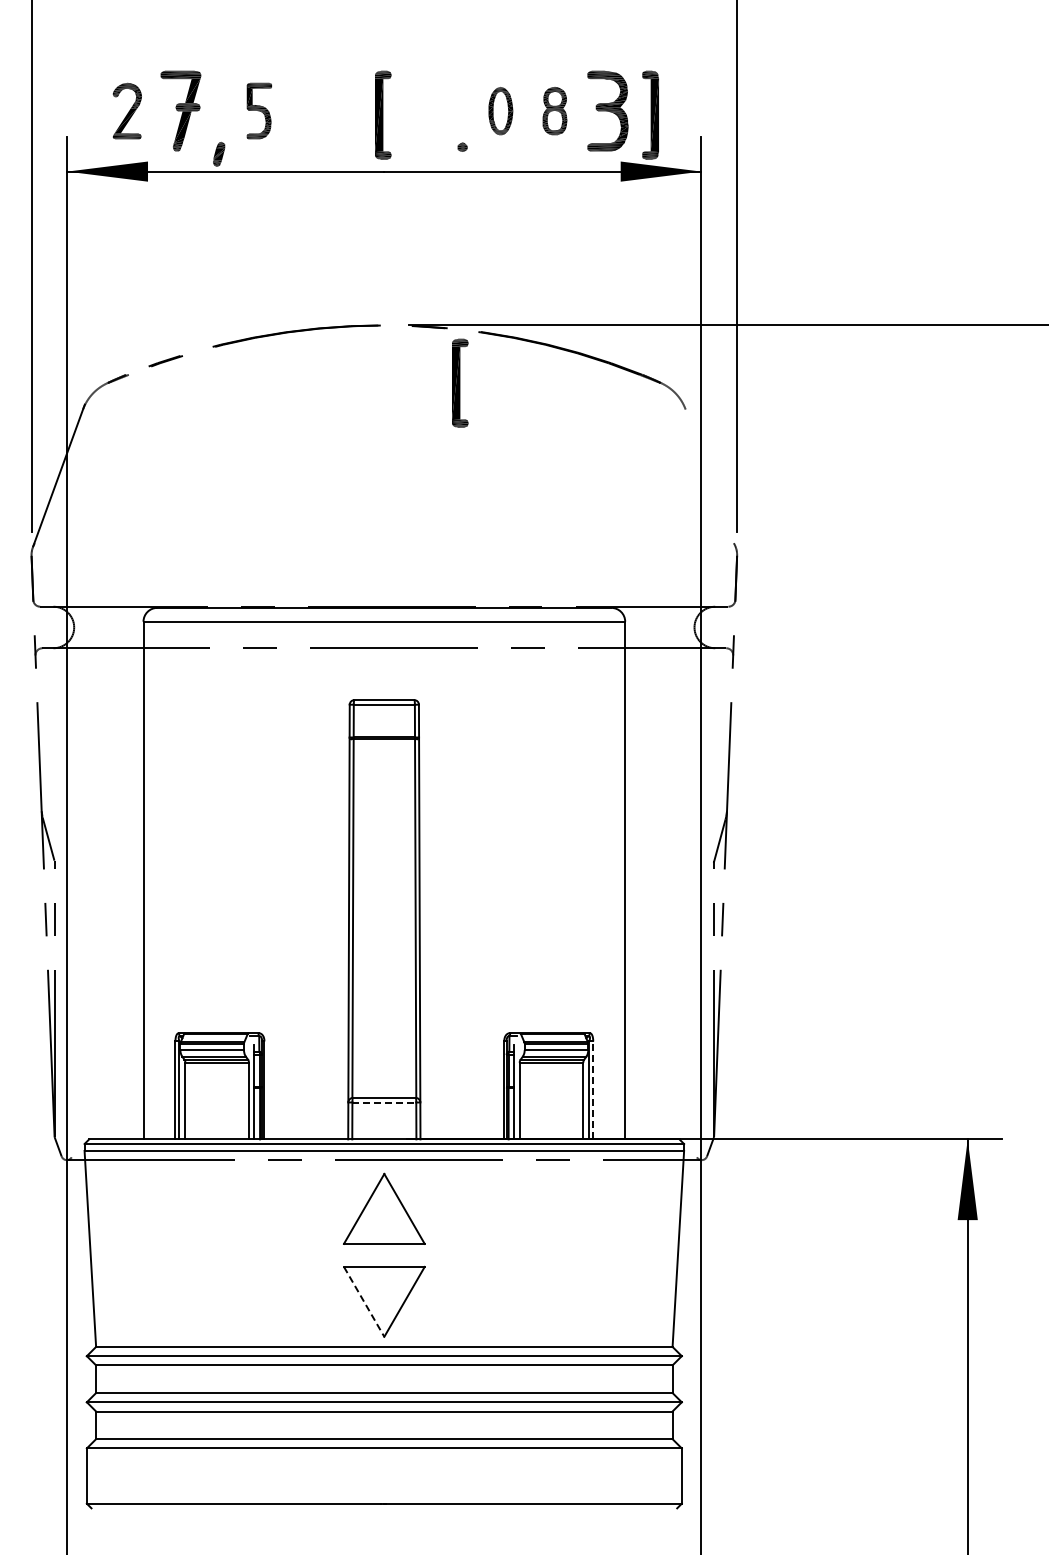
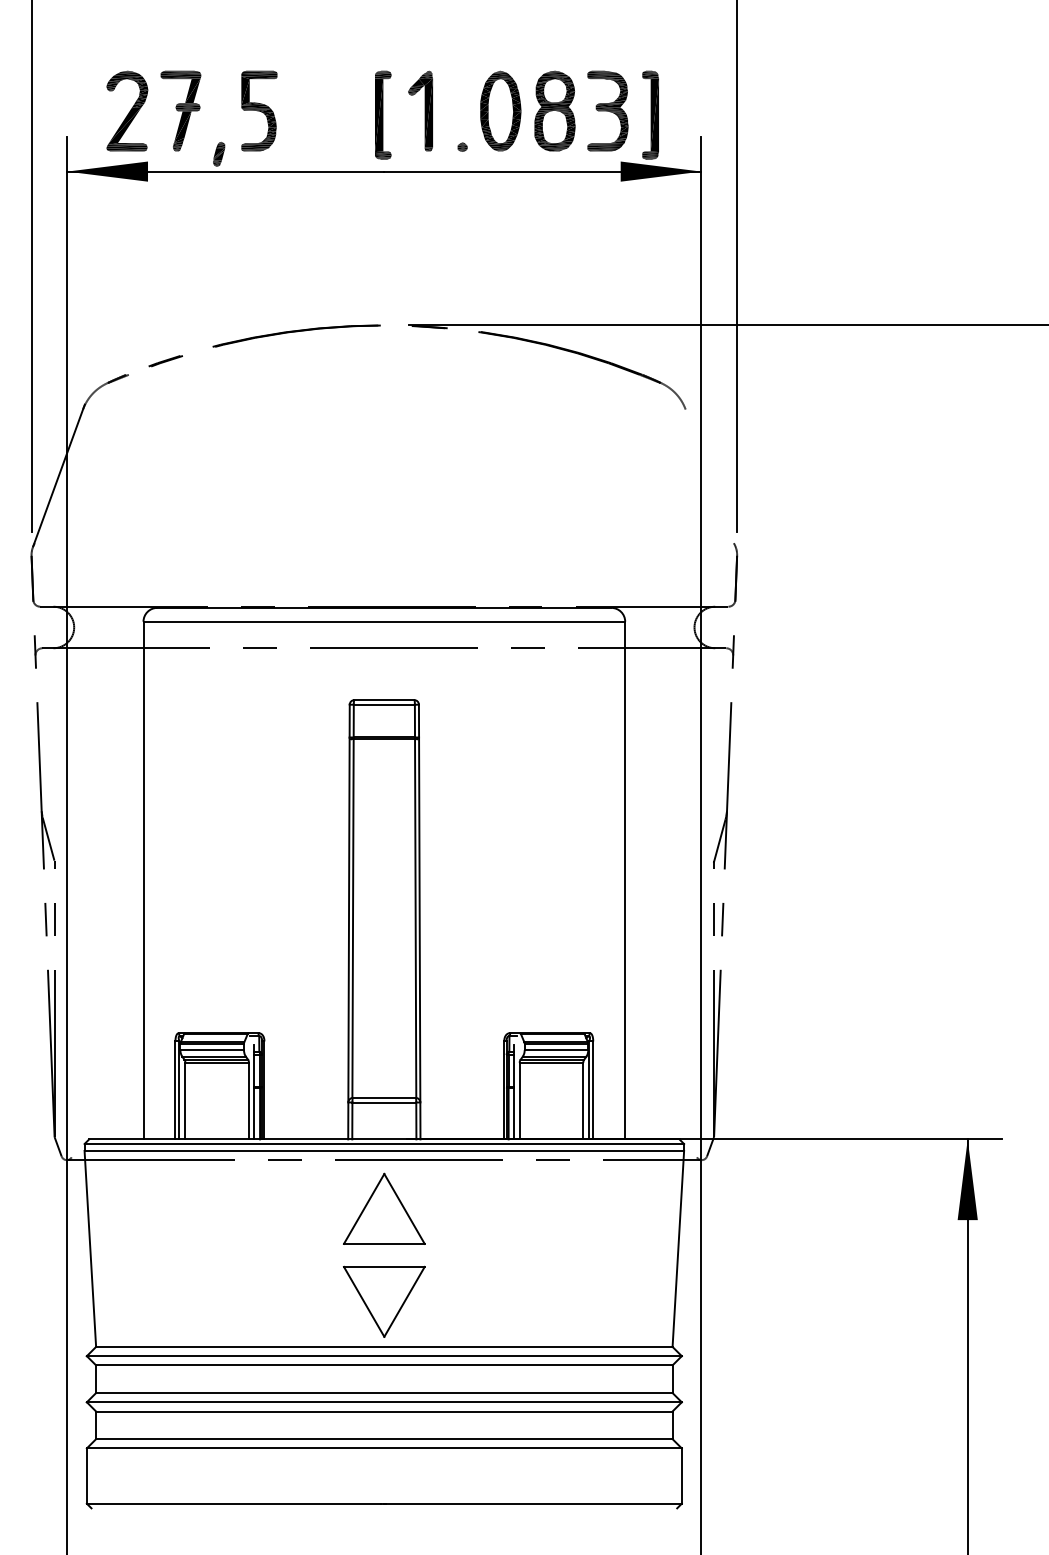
part size: 30x58 px -> 43x82 px (127, 110)
part size: 26x58 px -> 37x82 px (259, 110)
part: none -> present (420, 110)
part size: 26x49 px -> 42x82 px (500, 110)
part size: 26x49 px -> 42x82 px (554, 110)
part: present -> none (460, 382)
line: dashed -> solid (593, 1090)
line: dashed -> solid (384, 1102)
line: dashed -> solid (364, 1302)
